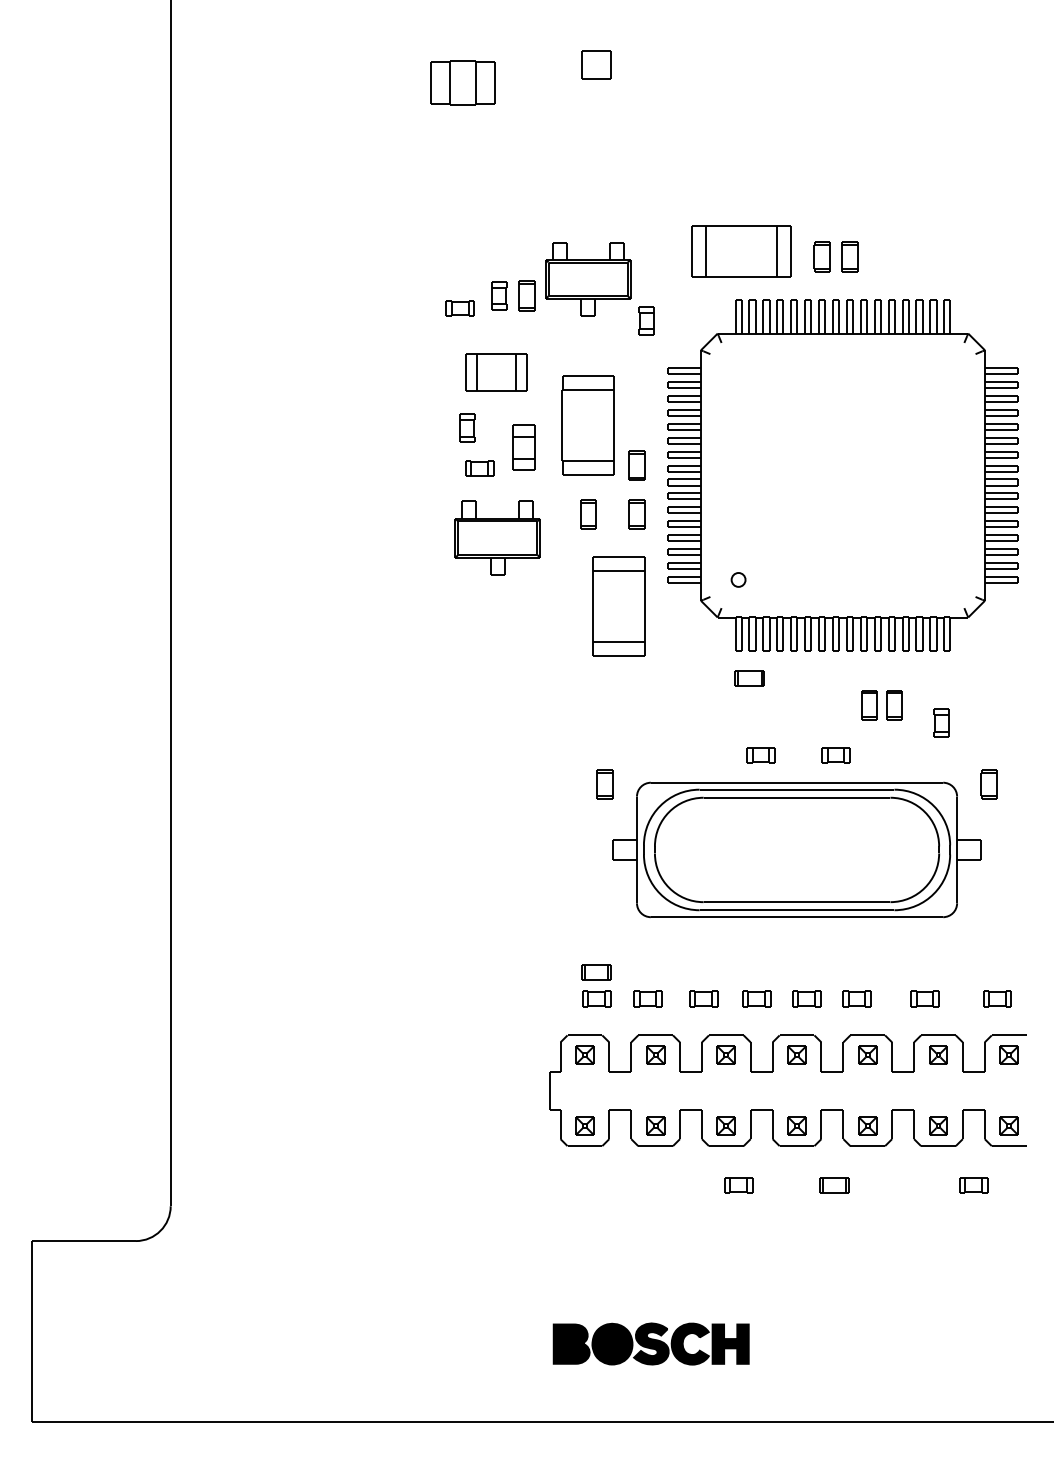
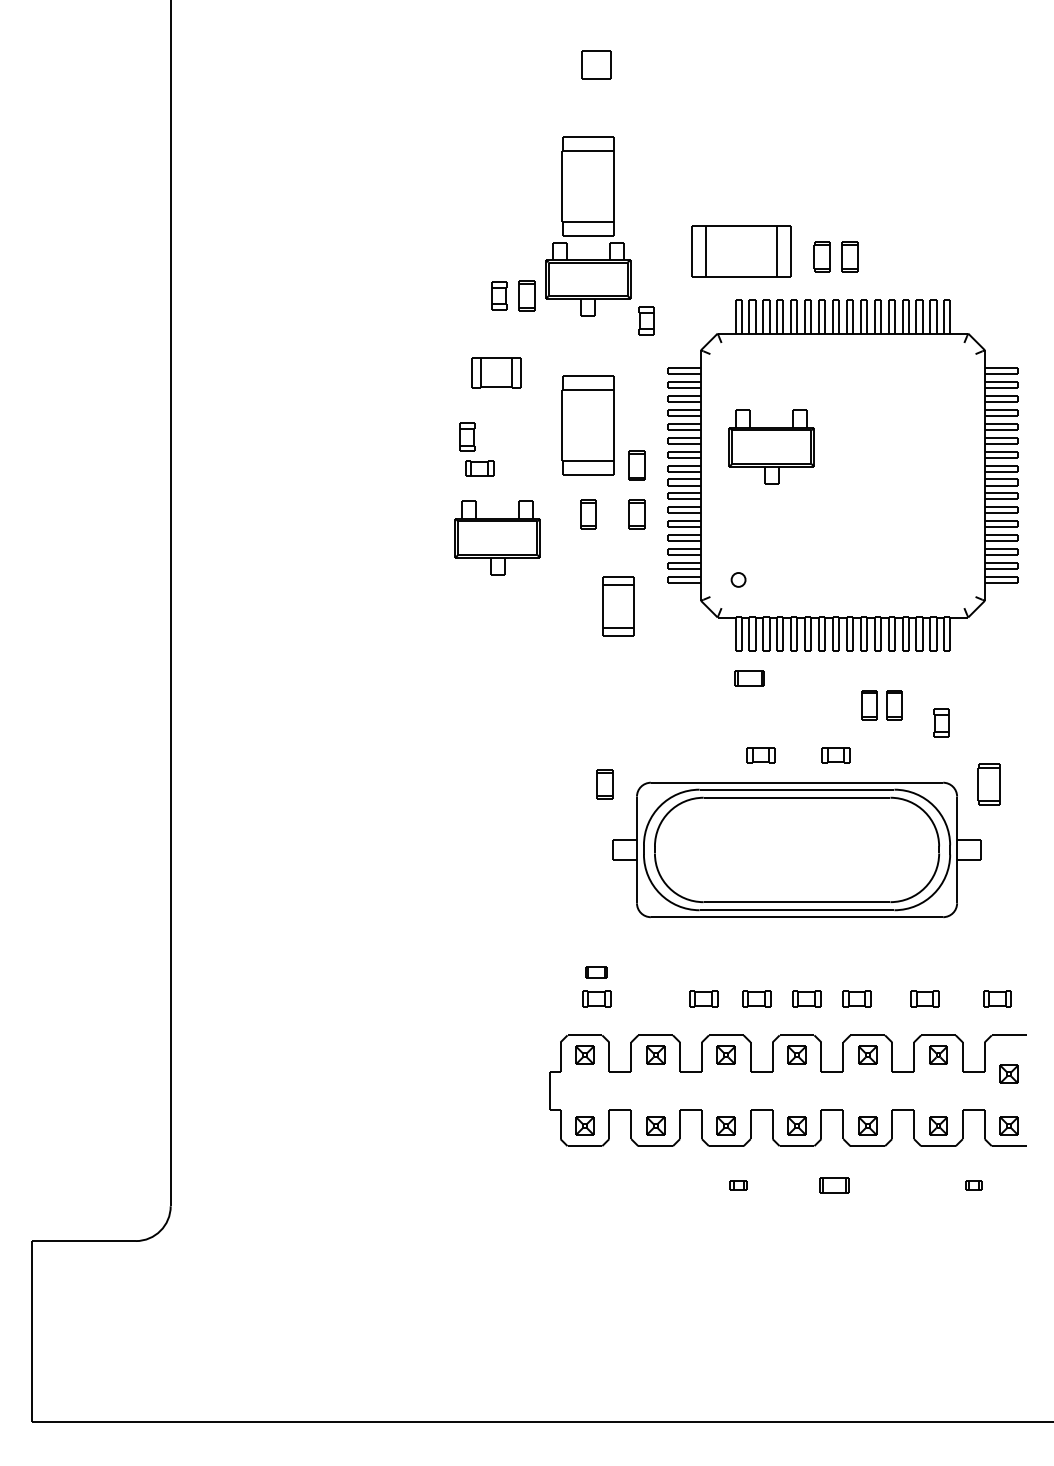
part: present -> none (462, 82)
part: none -> present (587, 186)
part: present -> none (459, 308)
part size: 63x39 px -> 51x32 px (496, 372)
part position: (467, 427) -> (467, 436) (467, 436)
part: none -> present (771, 446)
part: present -> none (523, 447)
part size: 54x101 px -> 33x61 px (618, 606)
part size: 18x31 px -> 24x43 px (988, 784)
part size: 31x17 px -> 23x13 px (596, 972)
part: present -> none (647, 998)
part position: (1008, 1054) -> (1008, 1073) (1008, 1073)
part size: 30x17 px -> 19x11 px (738, 1185)
part size: 30x17 px -> 18x11 px (973, 1185)
part: present -> none (650, 1343)
